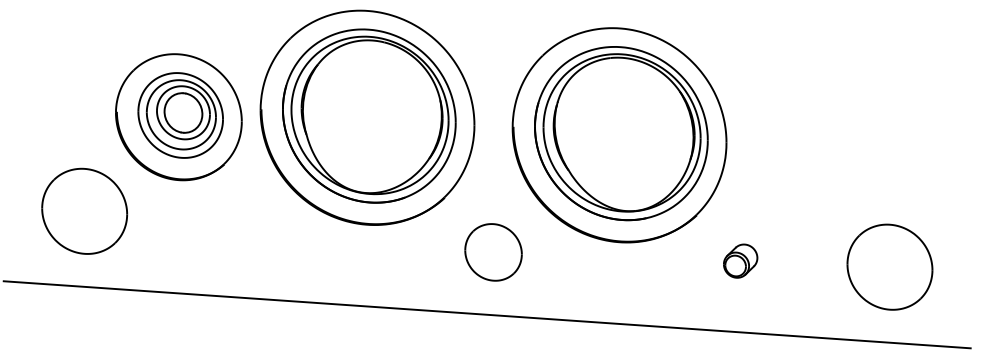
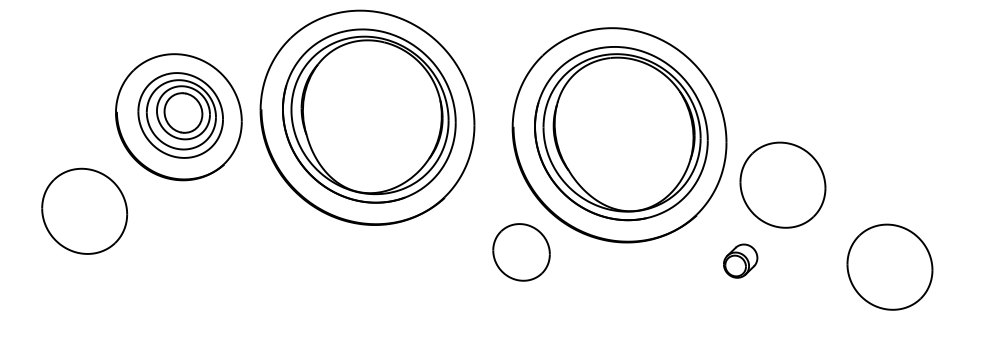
part: none -> present (782, 184)
part position: (493, 252) -> (521, 252) (521, 252)
line: present -> none (486, 314)
